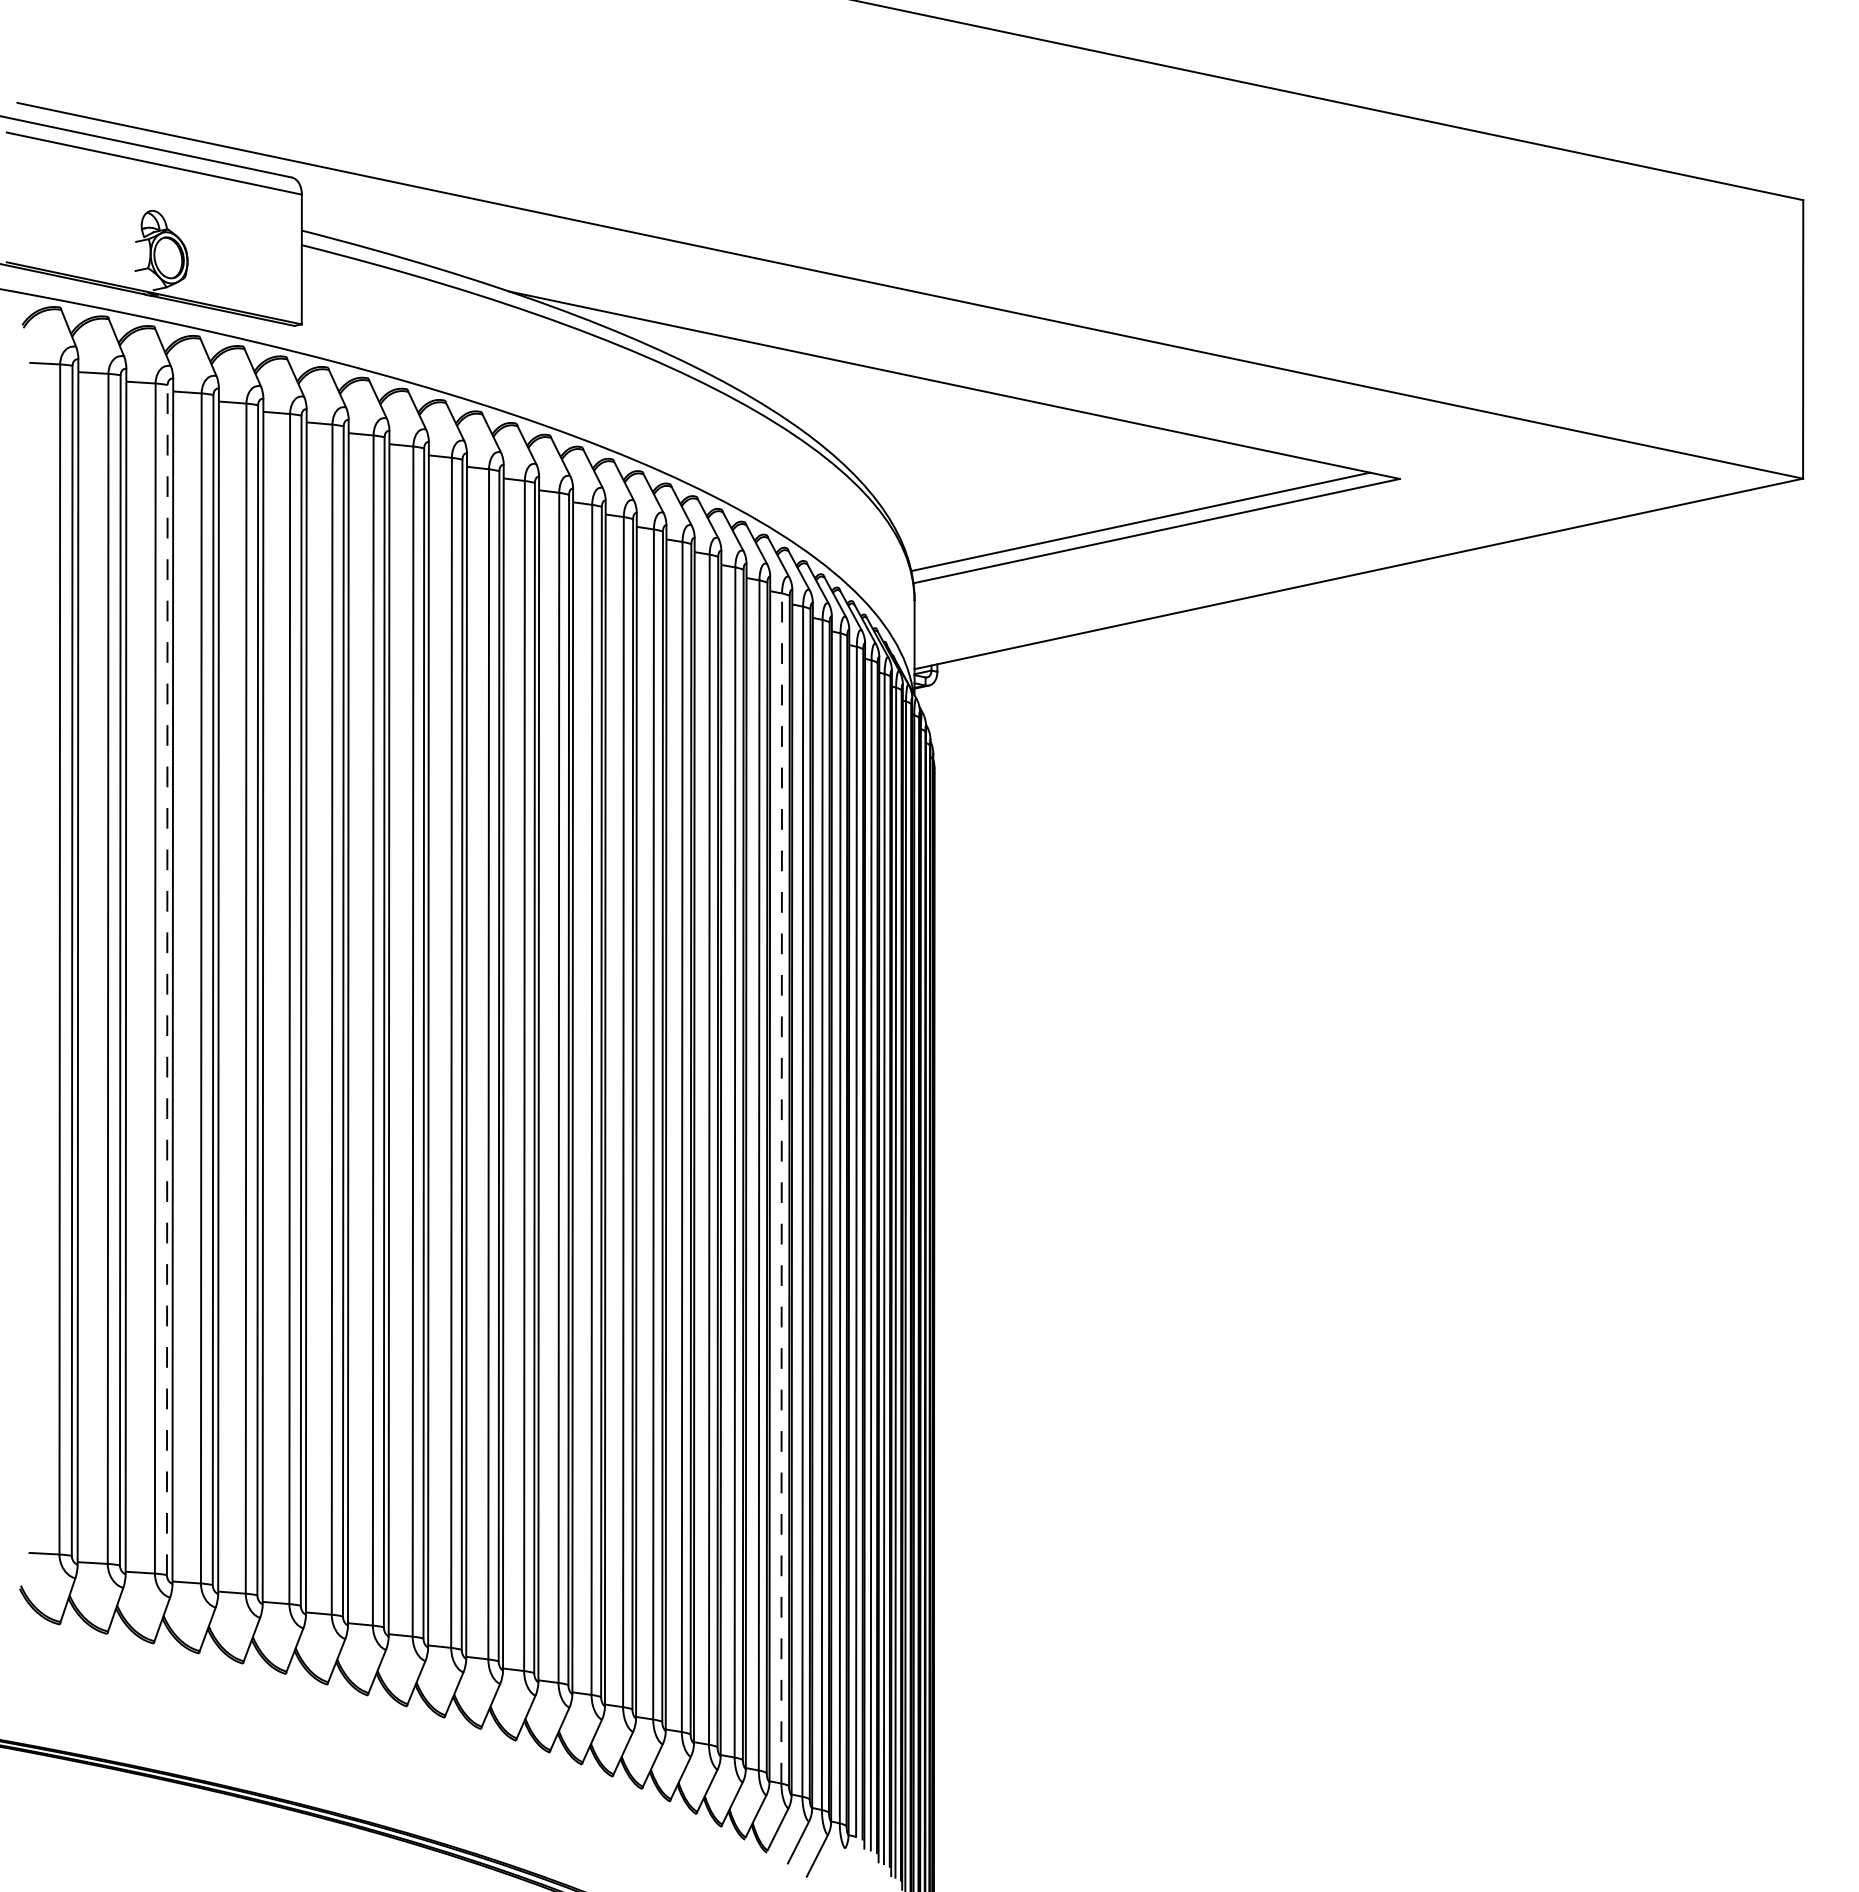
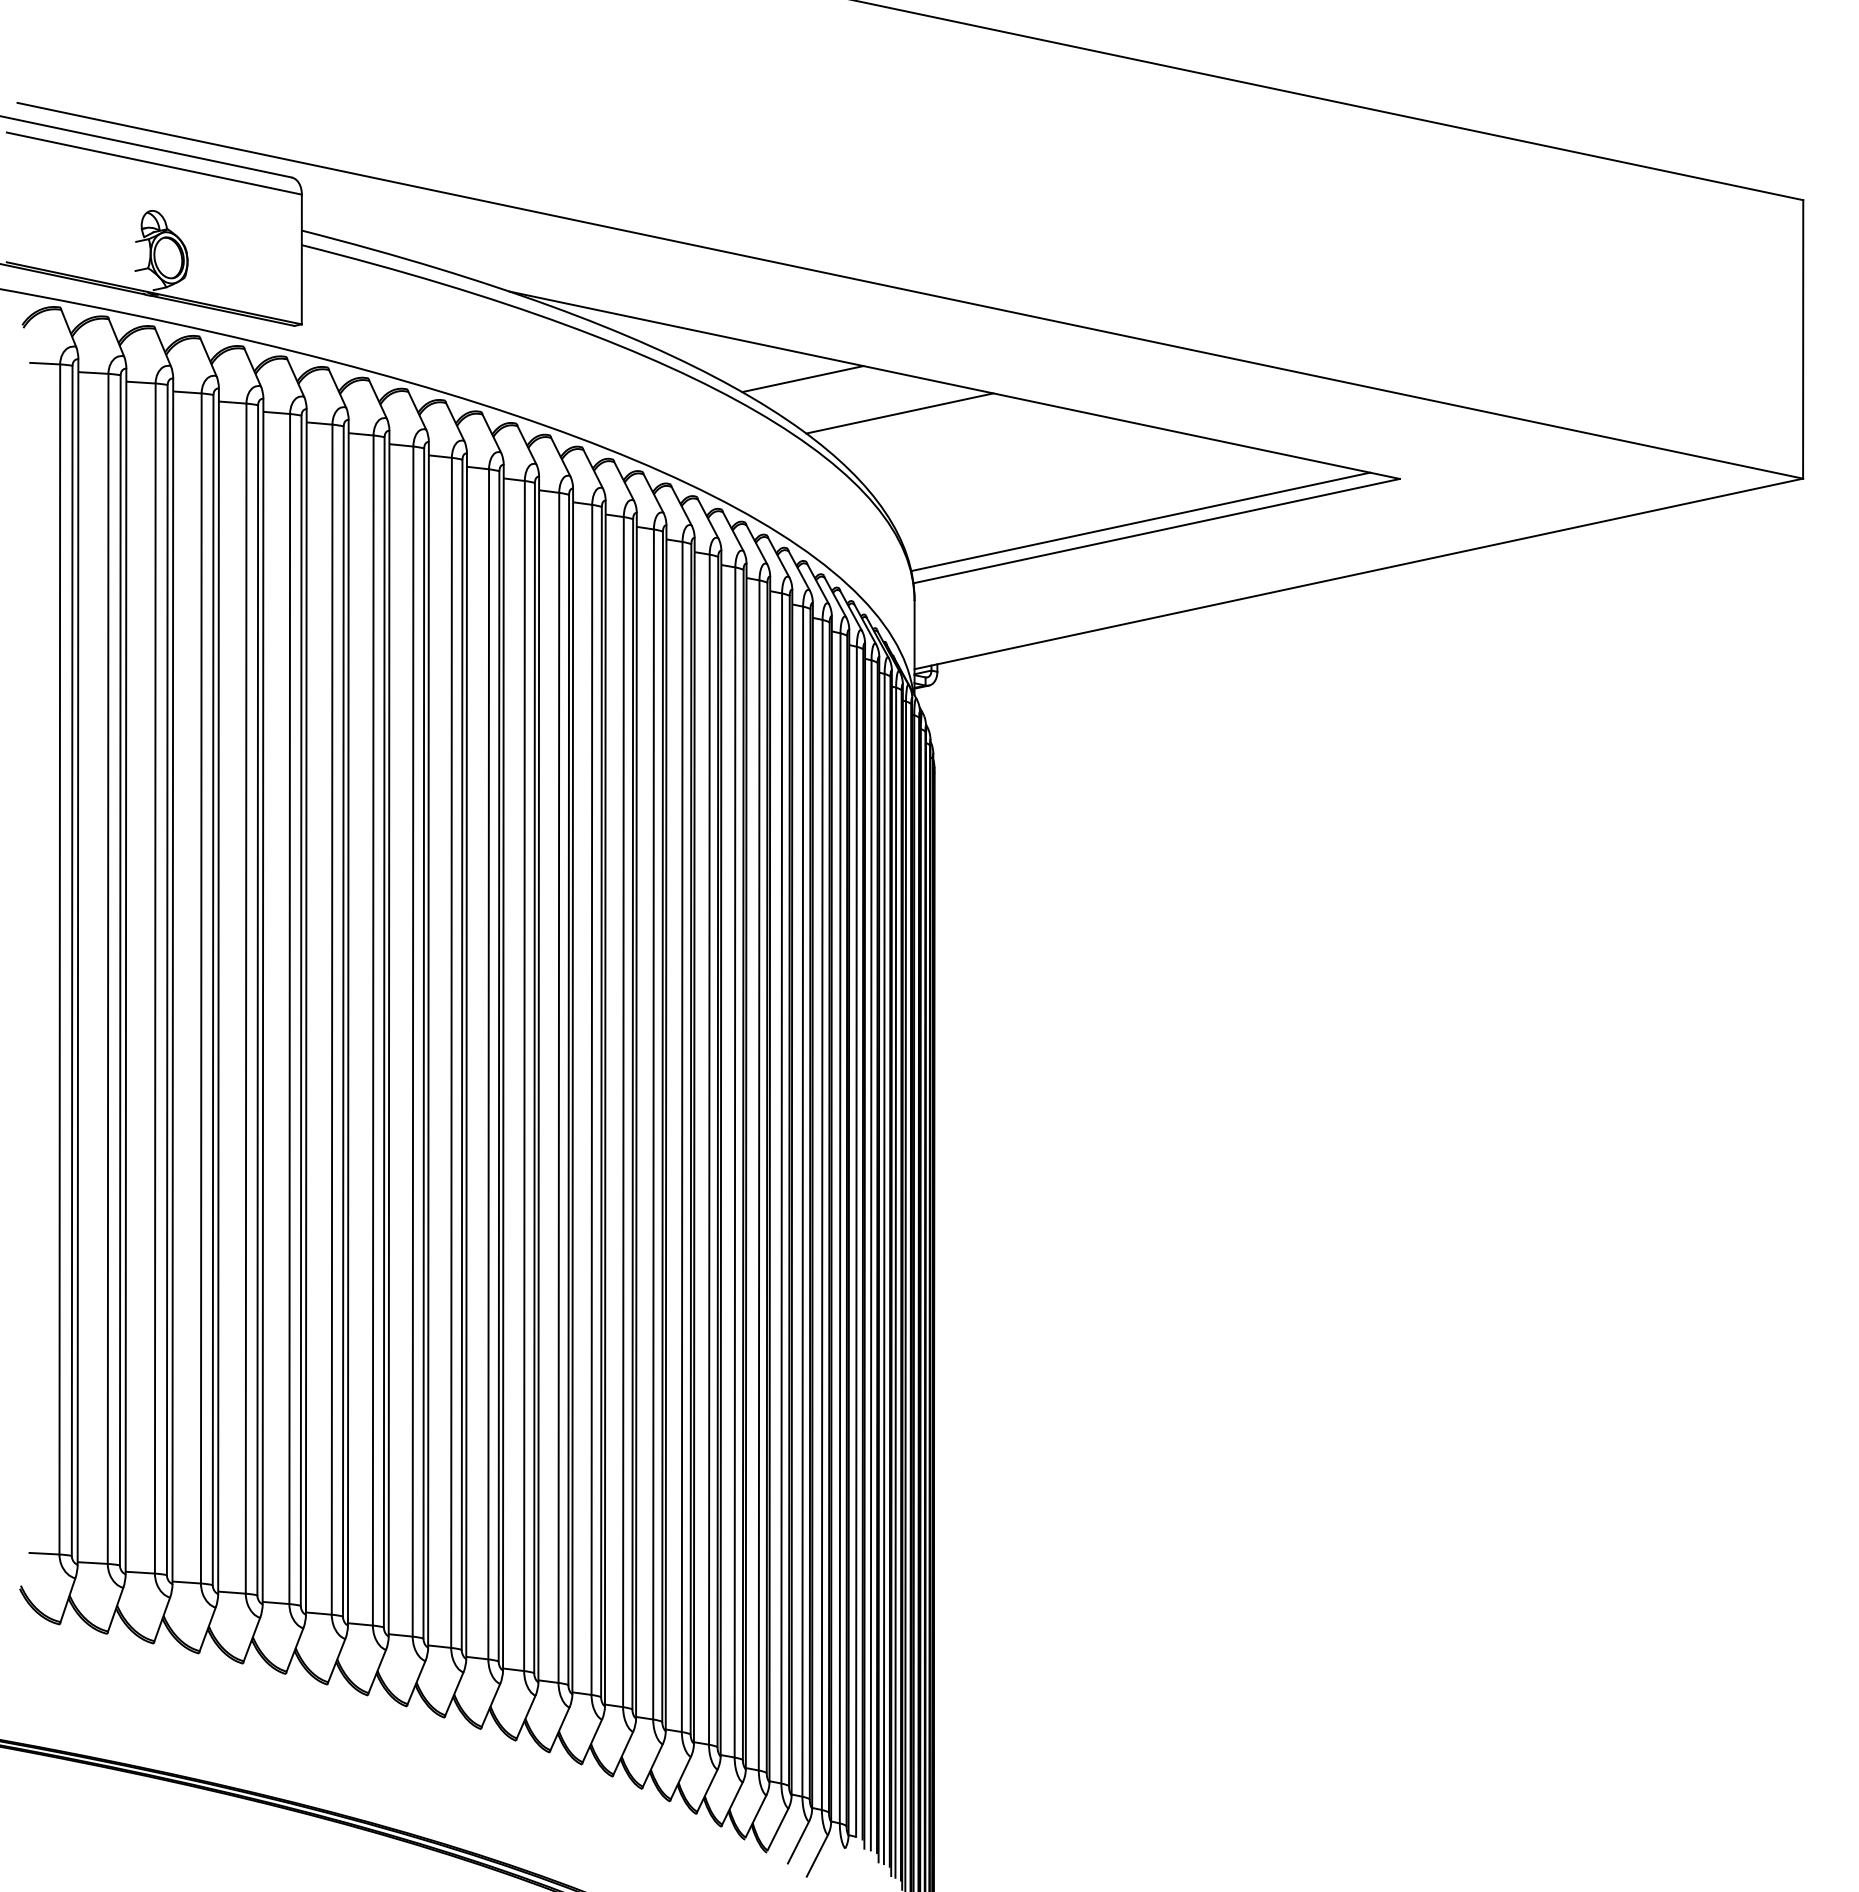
line: none -> present (802, 379)
line: none -> present (899, 413)
line: dashed -> solid (167, 979)
line: dashed -> solid (781, 1188)
